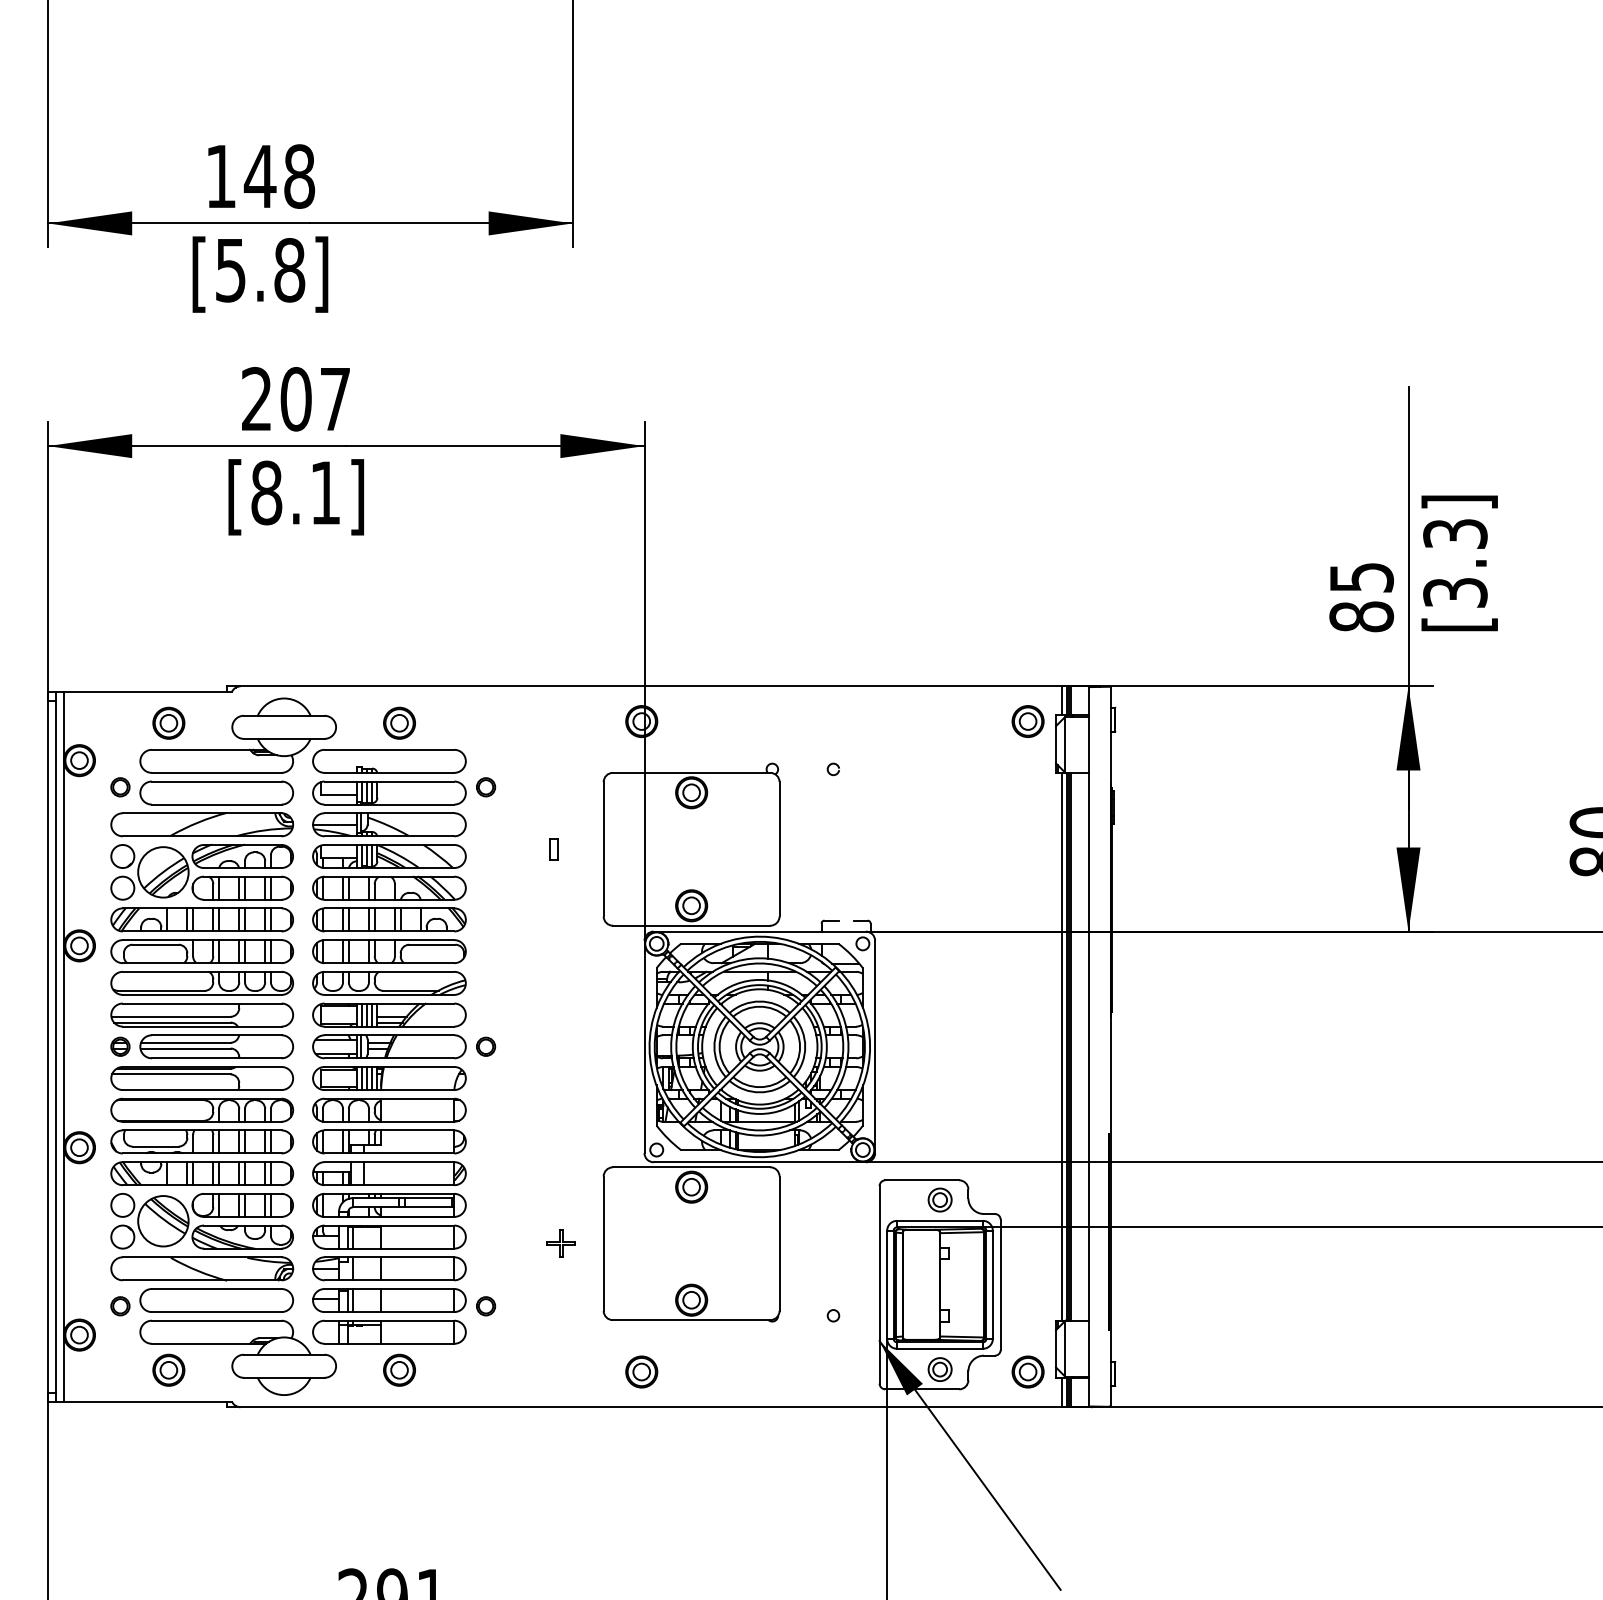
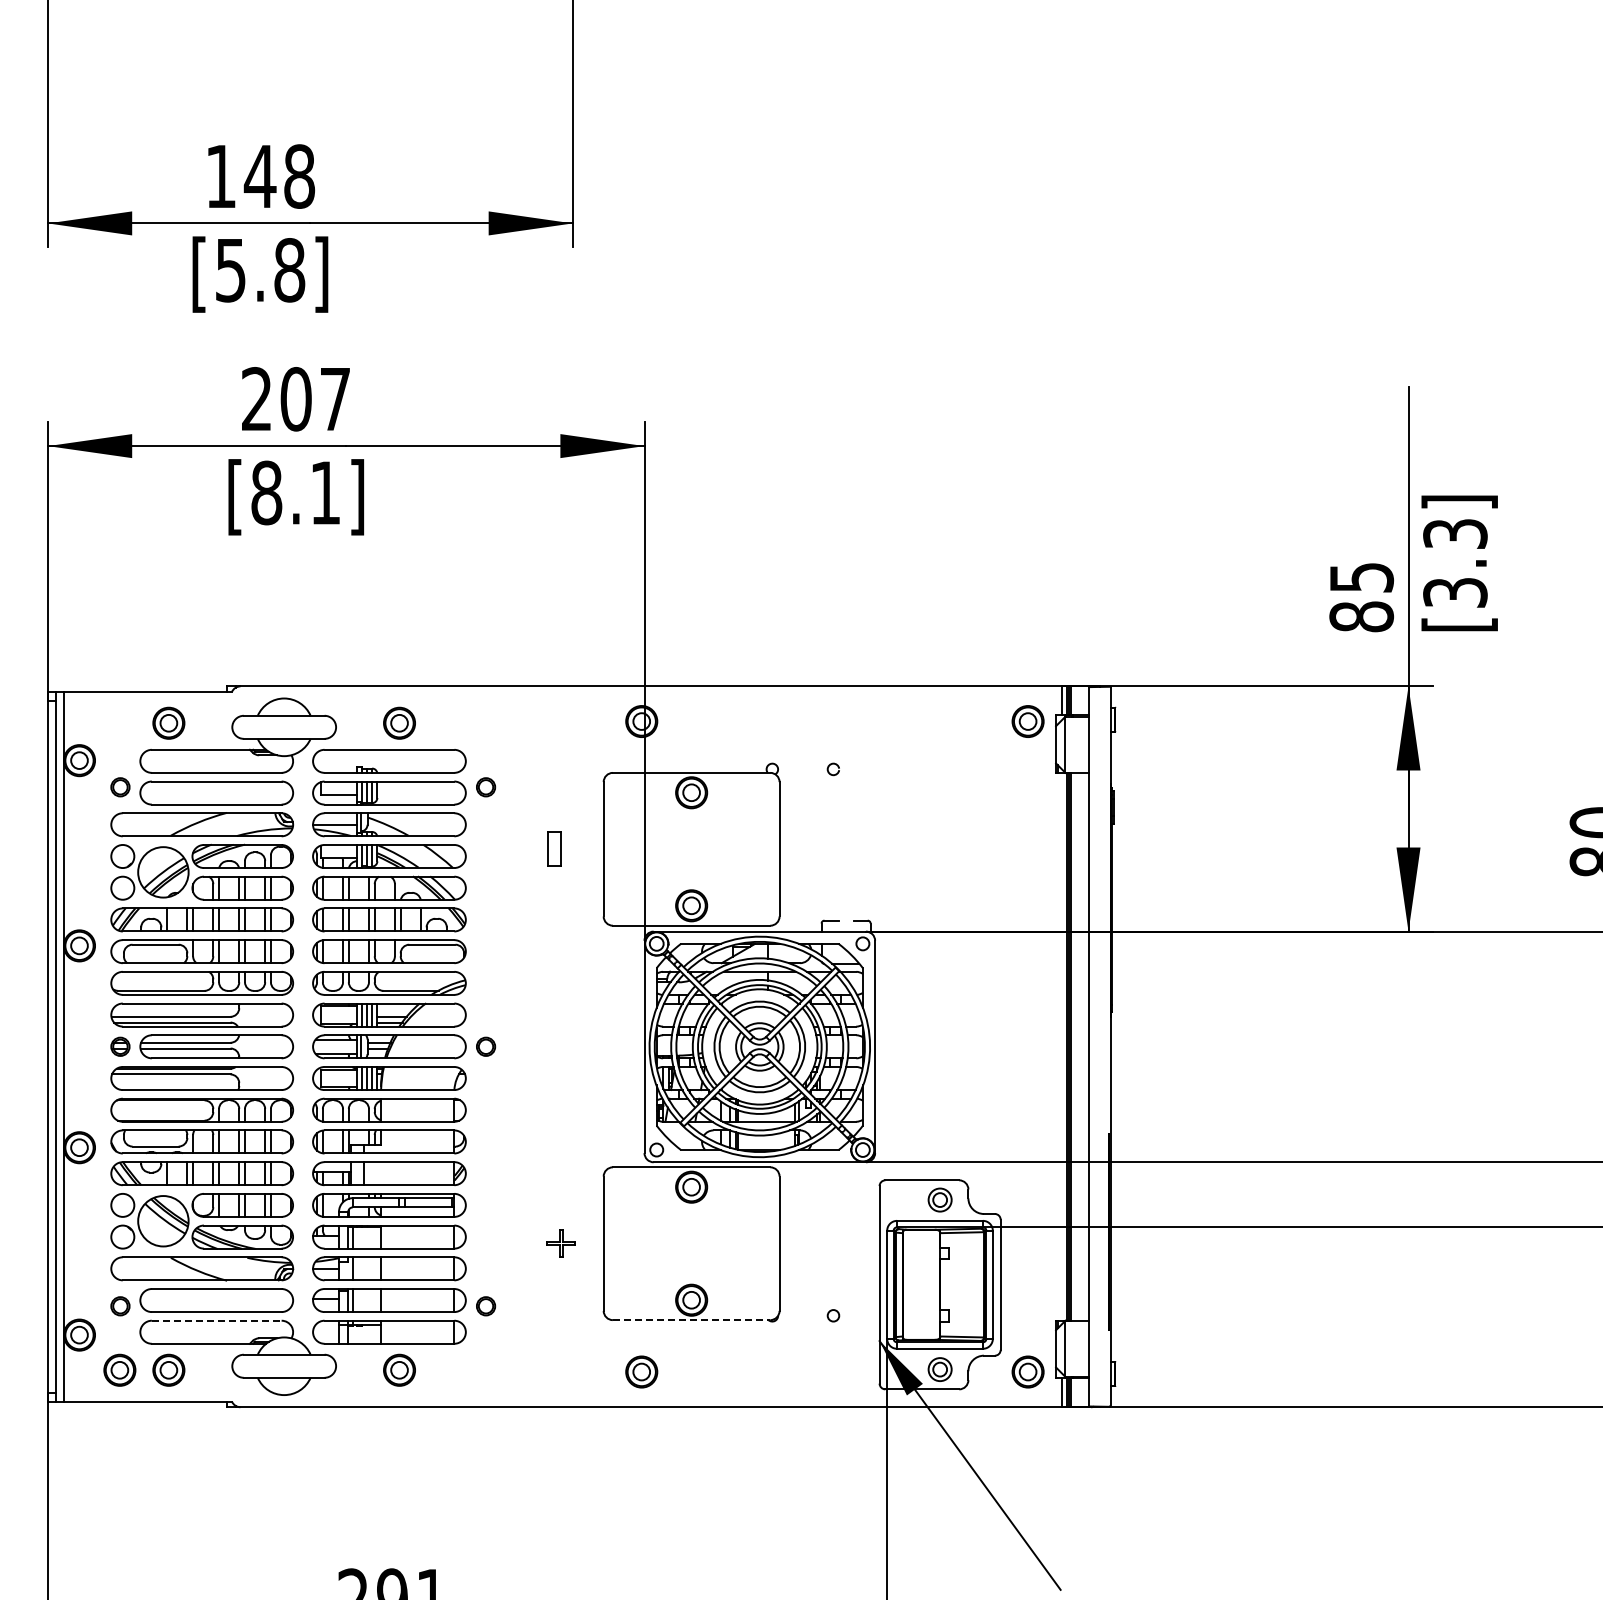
part size: 10x23 px -> 15x36 px (554, 848)
line: present -> none (1061, 1046)
line: solid -> dashed (216, 1320)
line: solid -> dashed (691, 1320)
part: none -> present (119, 1369)
